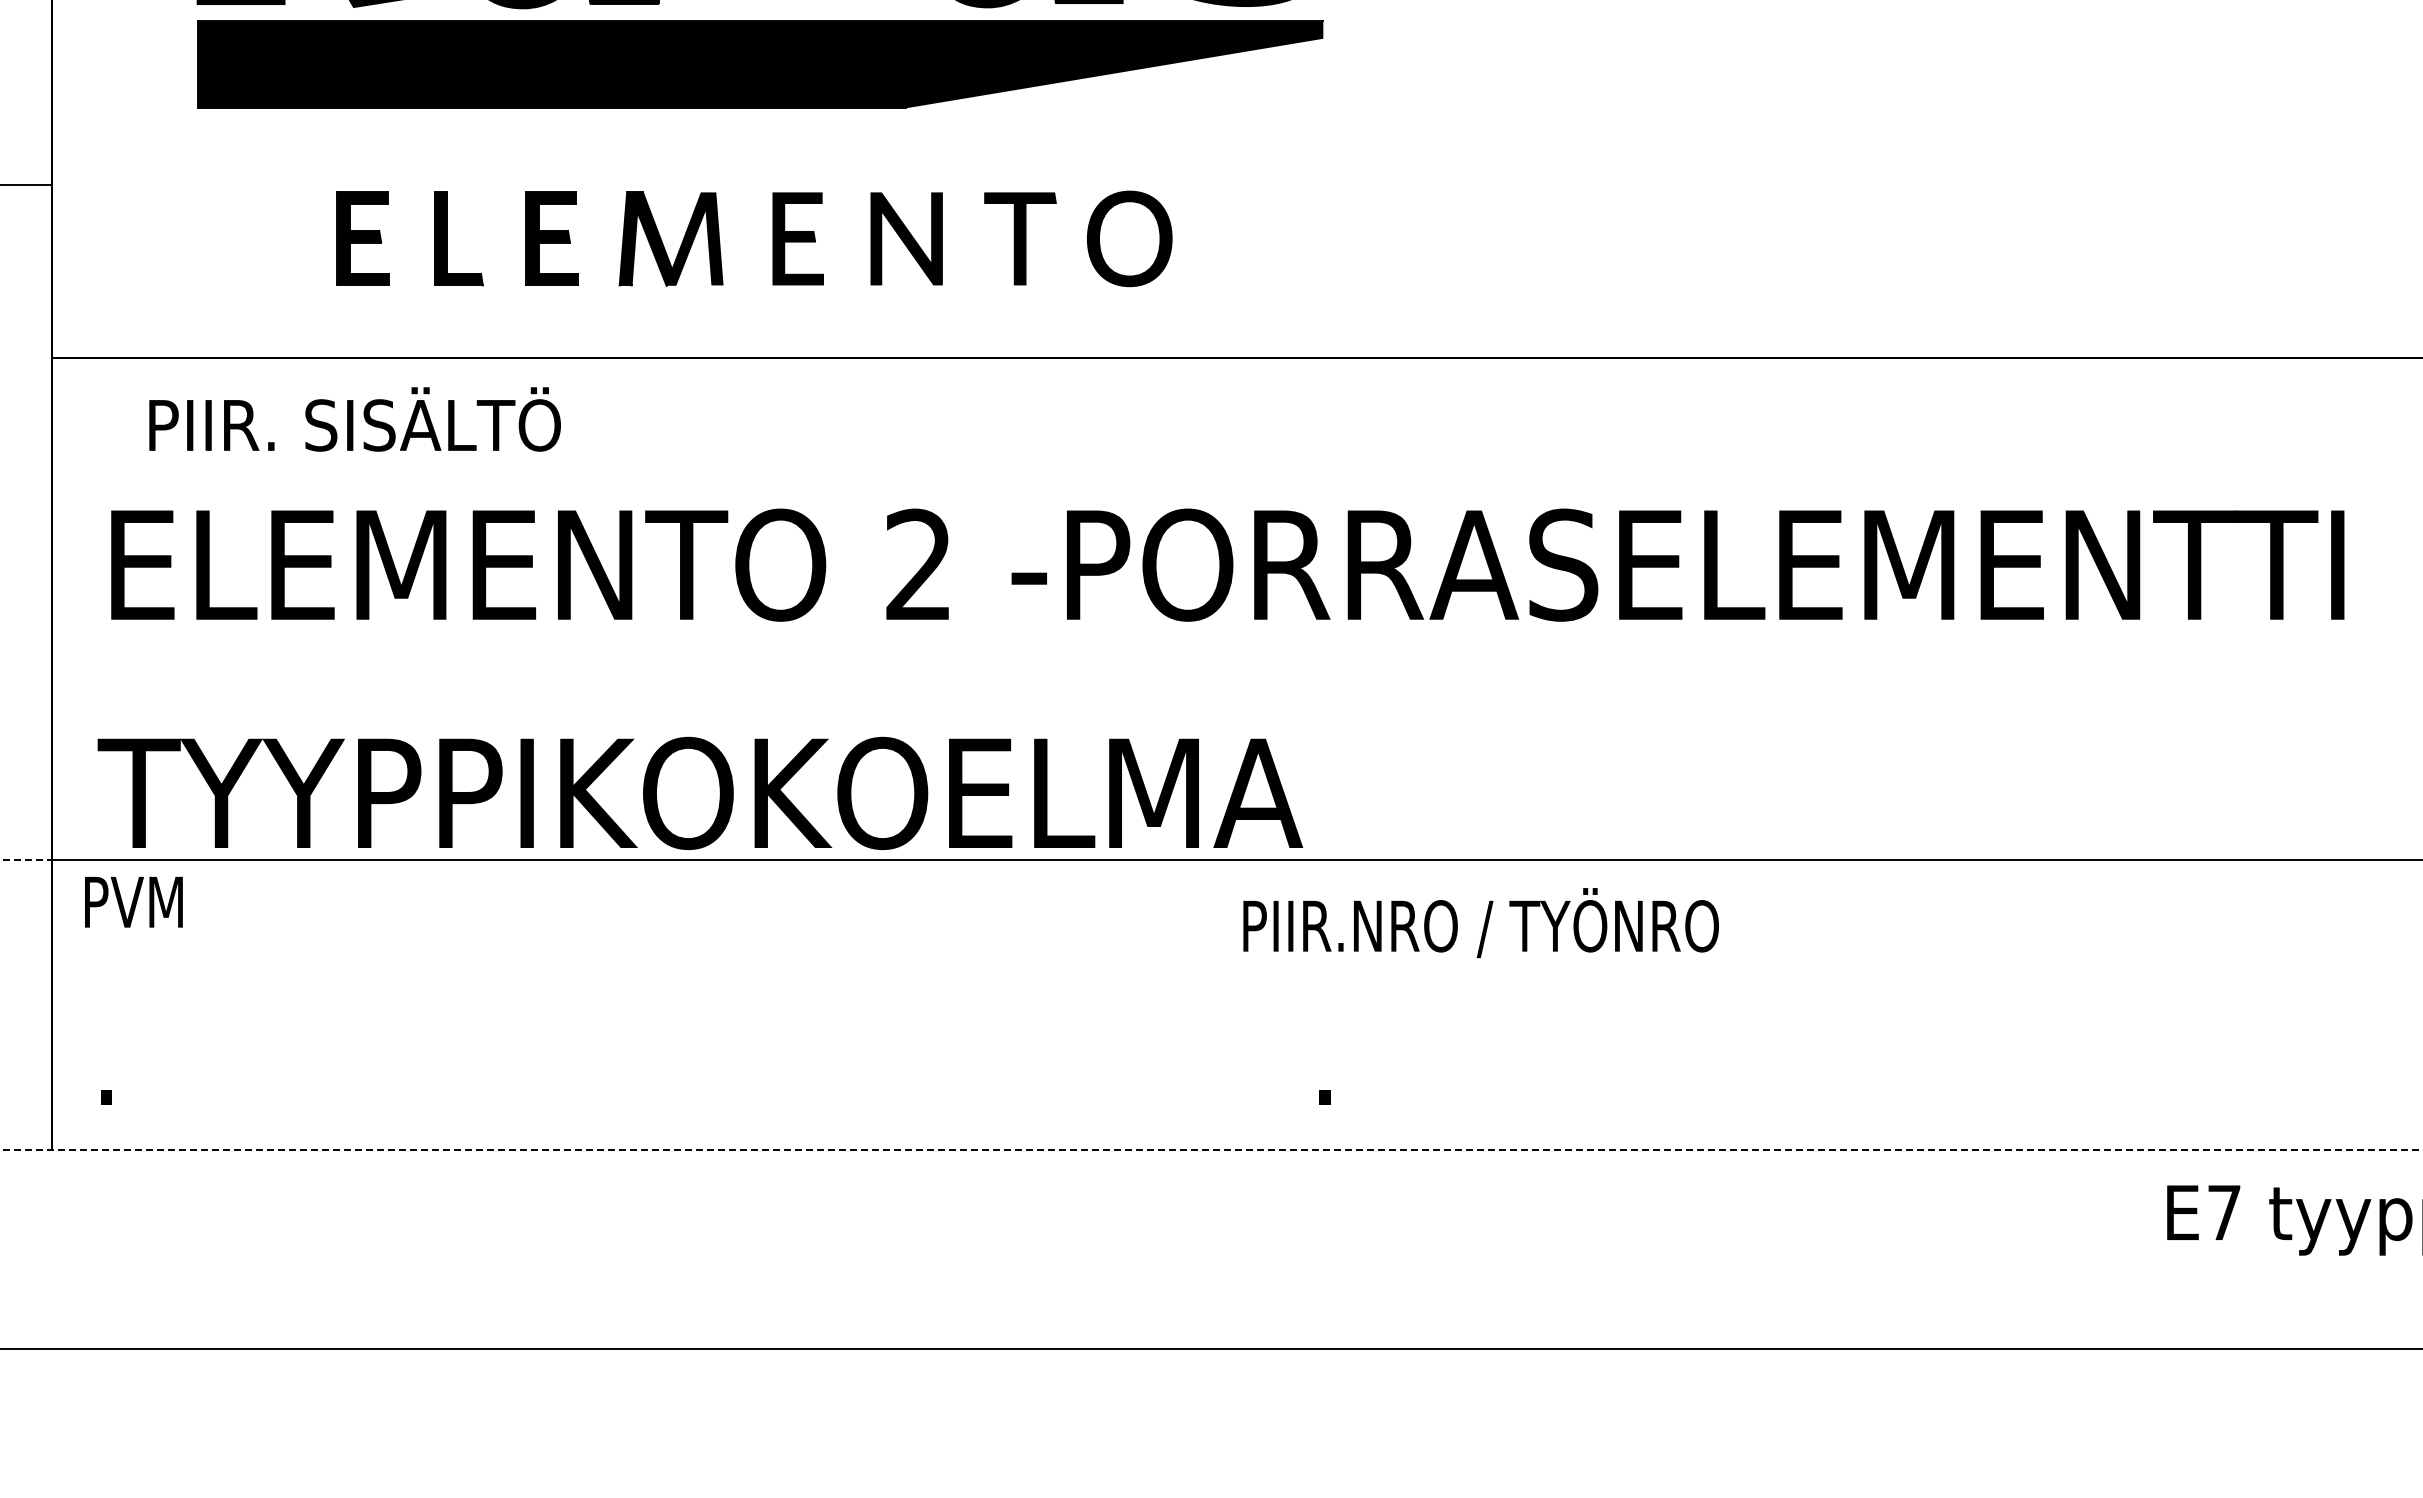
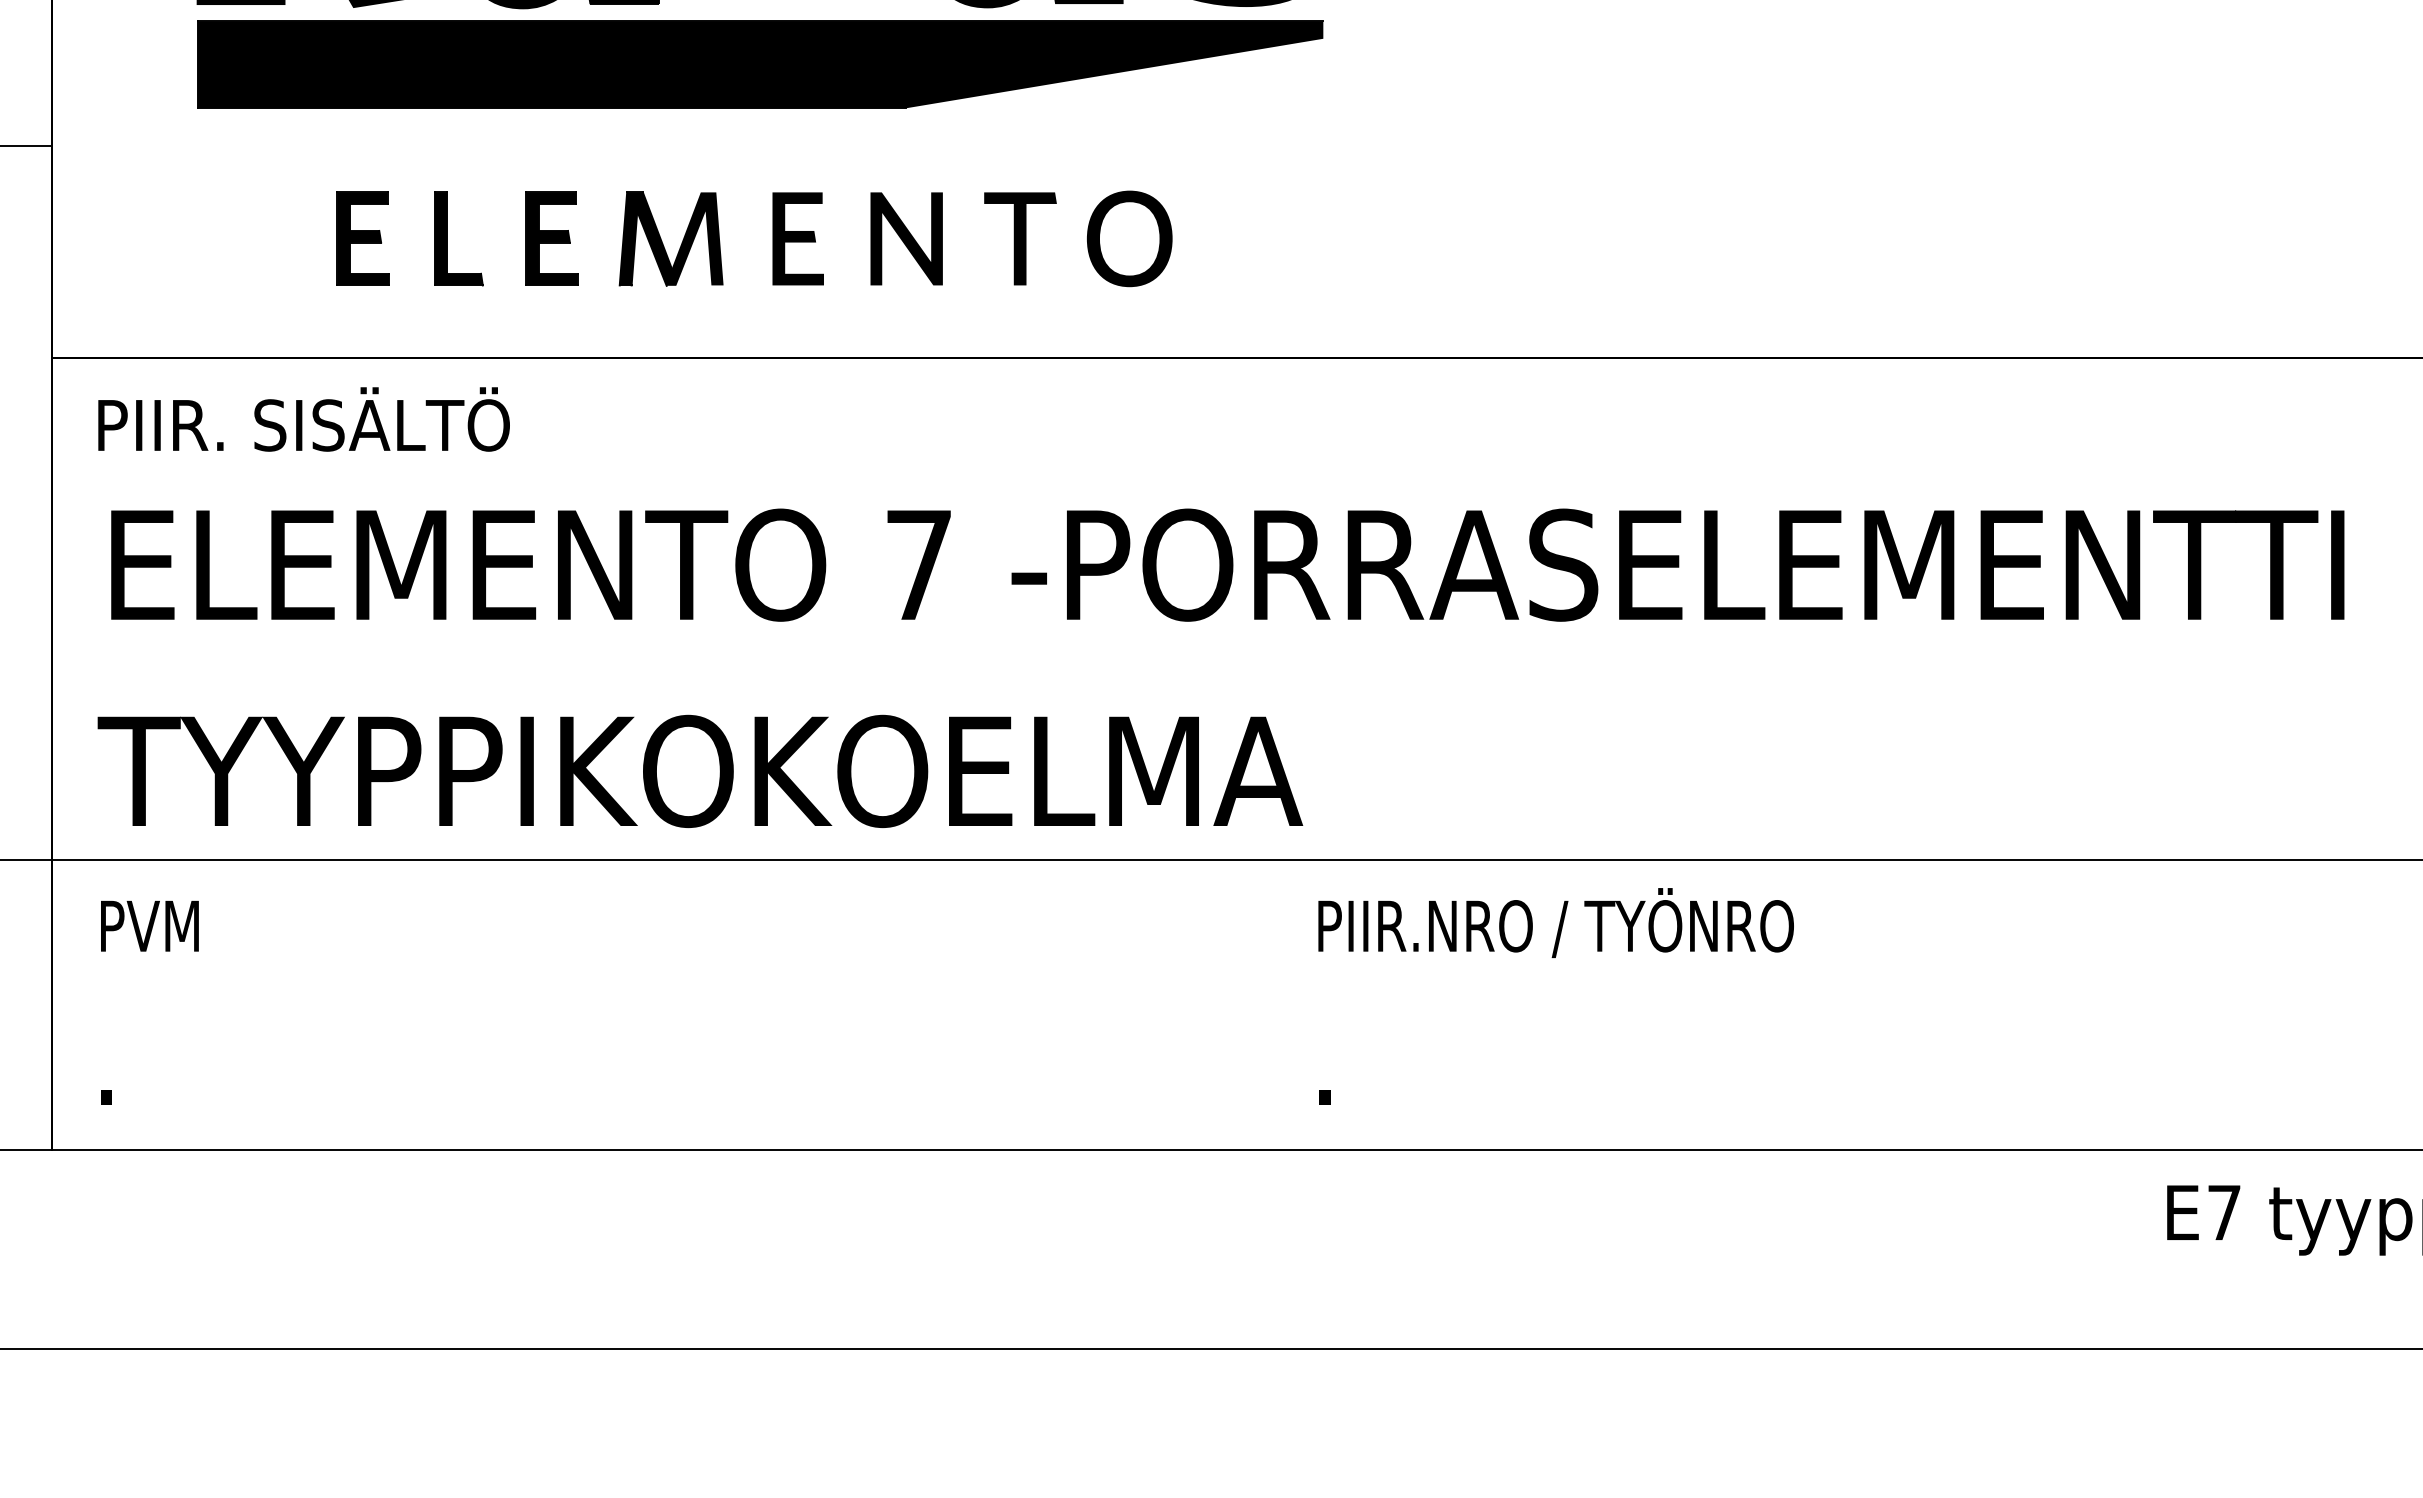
line position: (27, 184) -> (27, 145) (27, 145)
text position: (354, 419) -> (303, 419) (303, 419)
text: 2 -> 7 (918, 563)
text position: (700, 792) -> (700, 770) (700, 770)
line: dashed -> solid (26, 860)
text position: (133, 902) -> (149, 926) (149, 926)
text position: (1480, 922) -> (1555, 922) (1555, 922)
line: dashed -> solid (1211, 1149)
